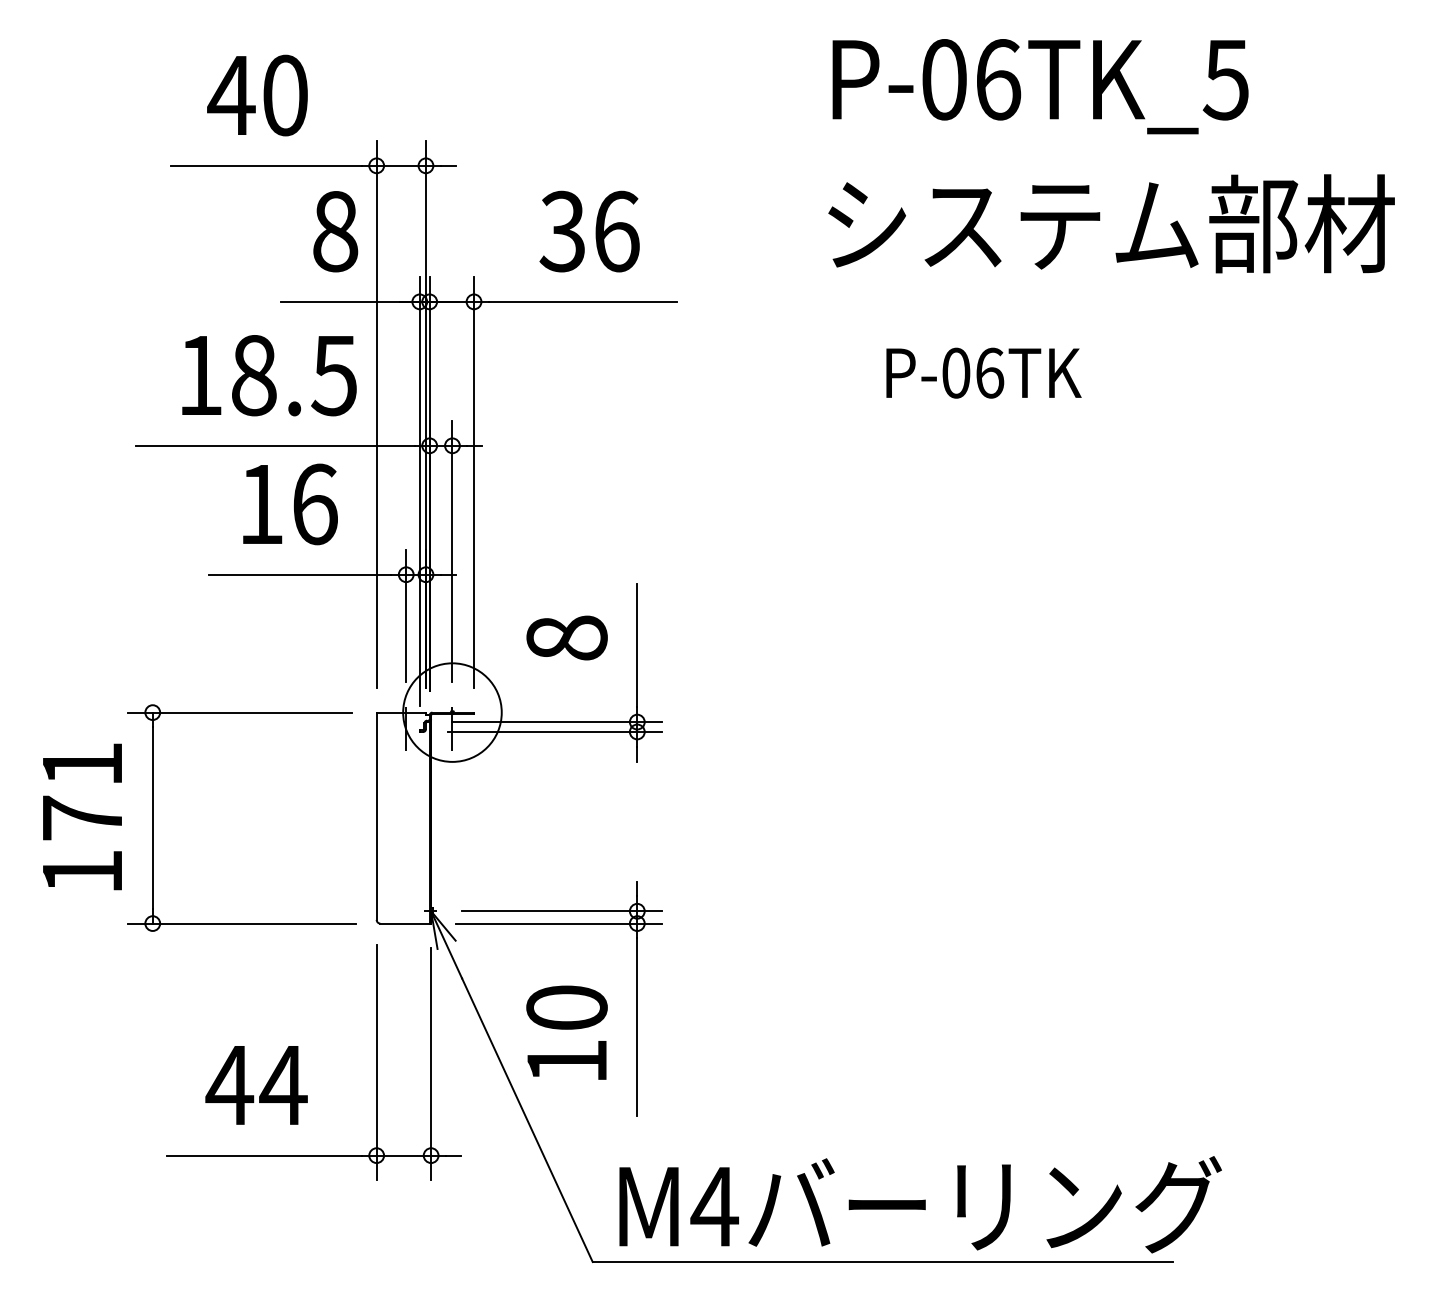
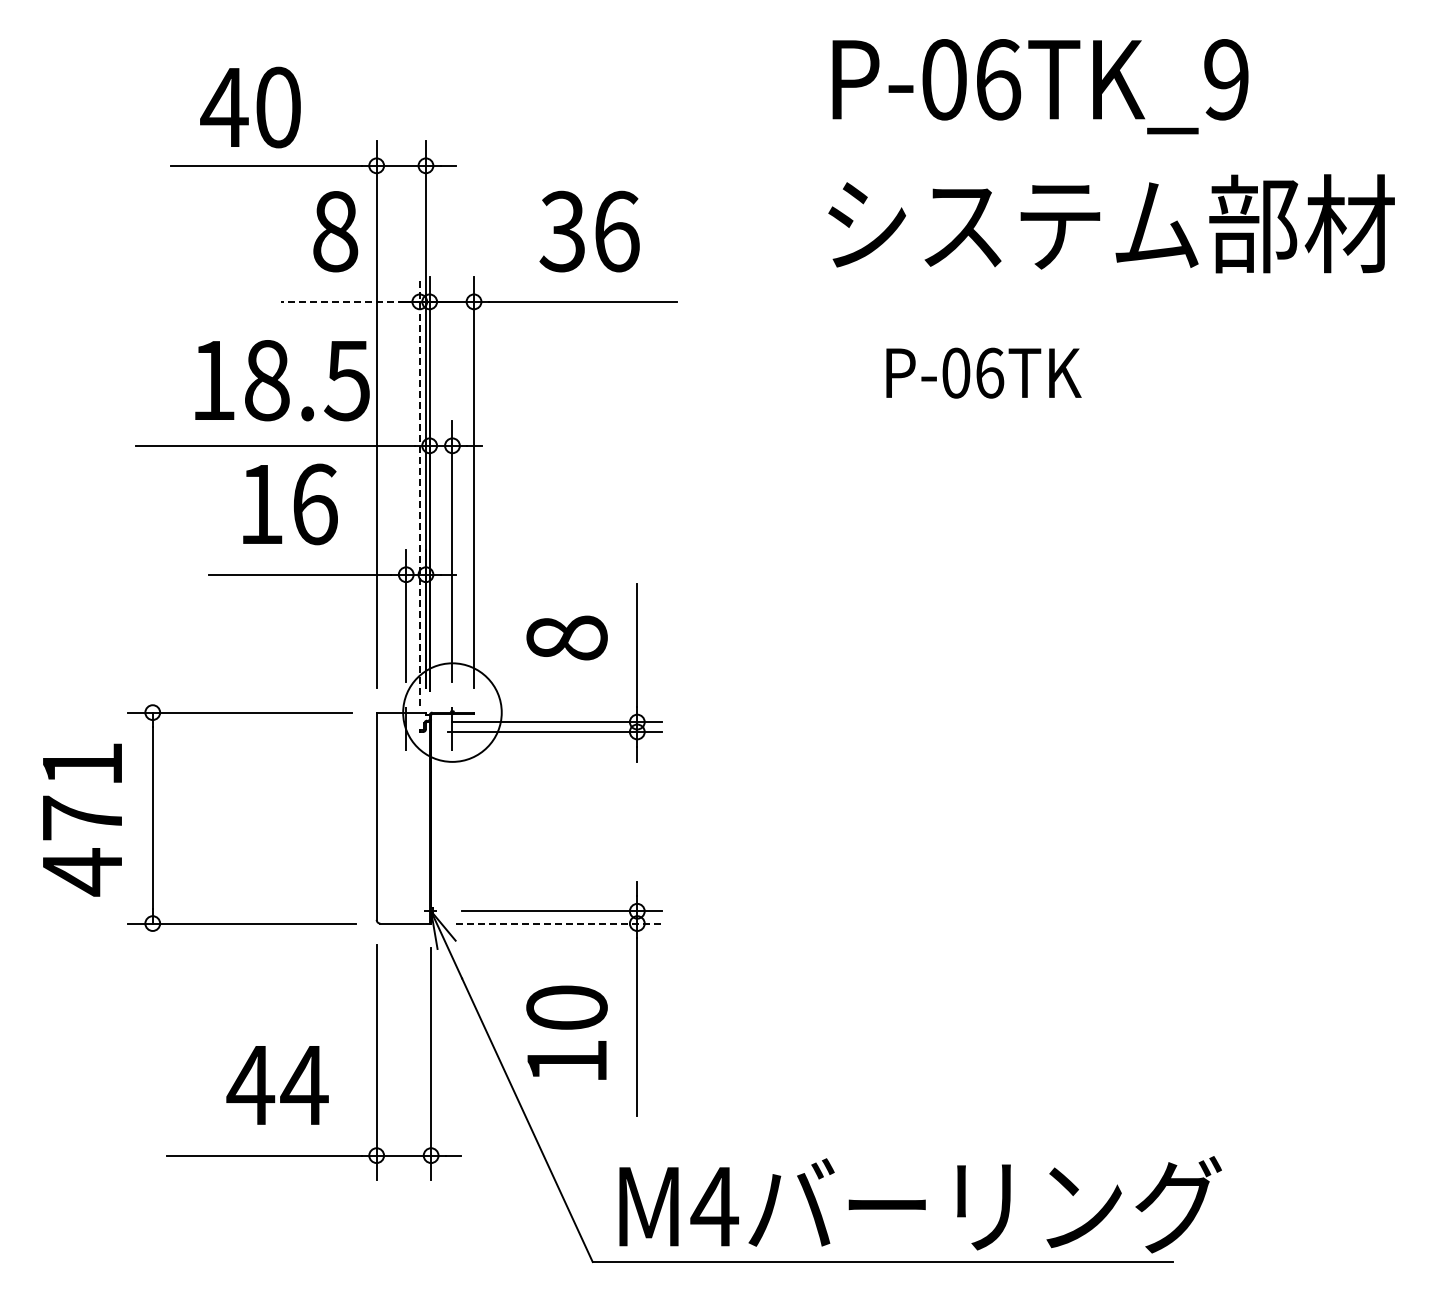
text: P-06TK_5 -> P-06TK_9 (1225, 79)
text position: (257, 95) -> (250, 107) (250, 107)
line: solid -> dashed (343, 301)
text position: (269, 375) -> (282, 380) (282, 380)
line: solid -> dashed (419, 491)
text: 171 -> 471 (82, 872)
line: solid -> dashed (559, 923)
text position: (256, 1085) -> (277, 1085) (277, 1085)
